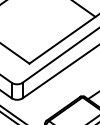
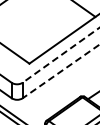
line: solid -> dashed (60, 55)
line: solid -> dashed (61, 71)
